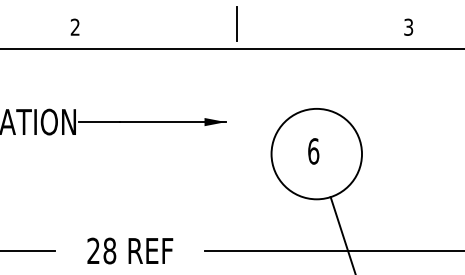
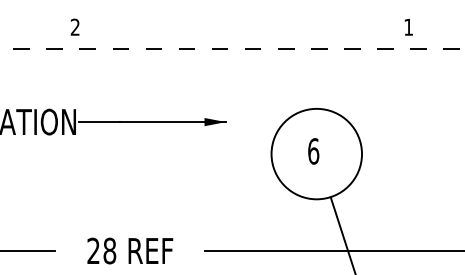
line: present -> none (237, 23)
text: 3 -> 1 (408, 26)
line: solid -> dashed (233, 48)
